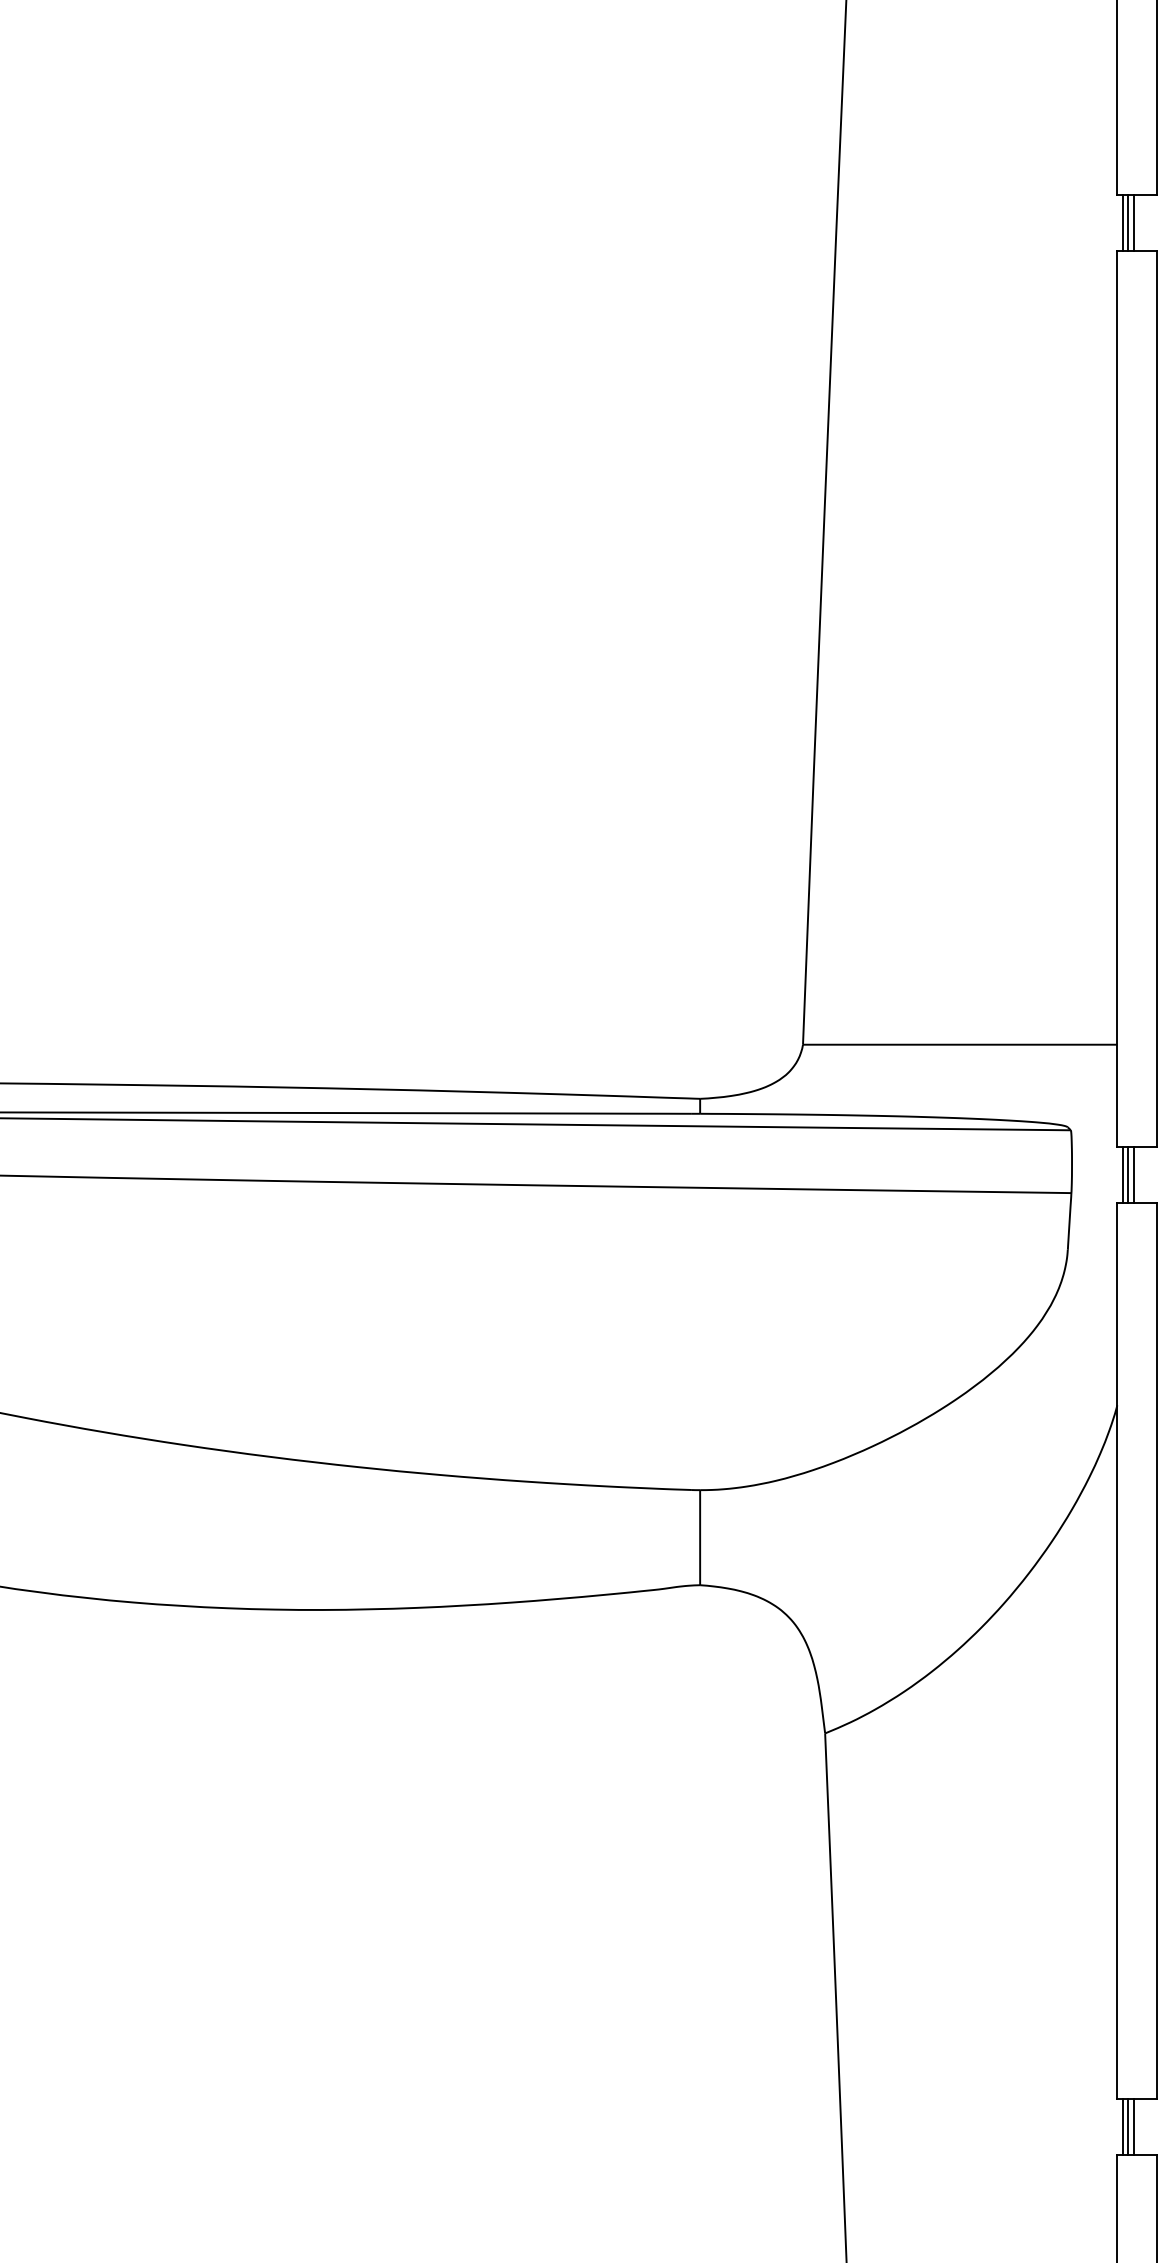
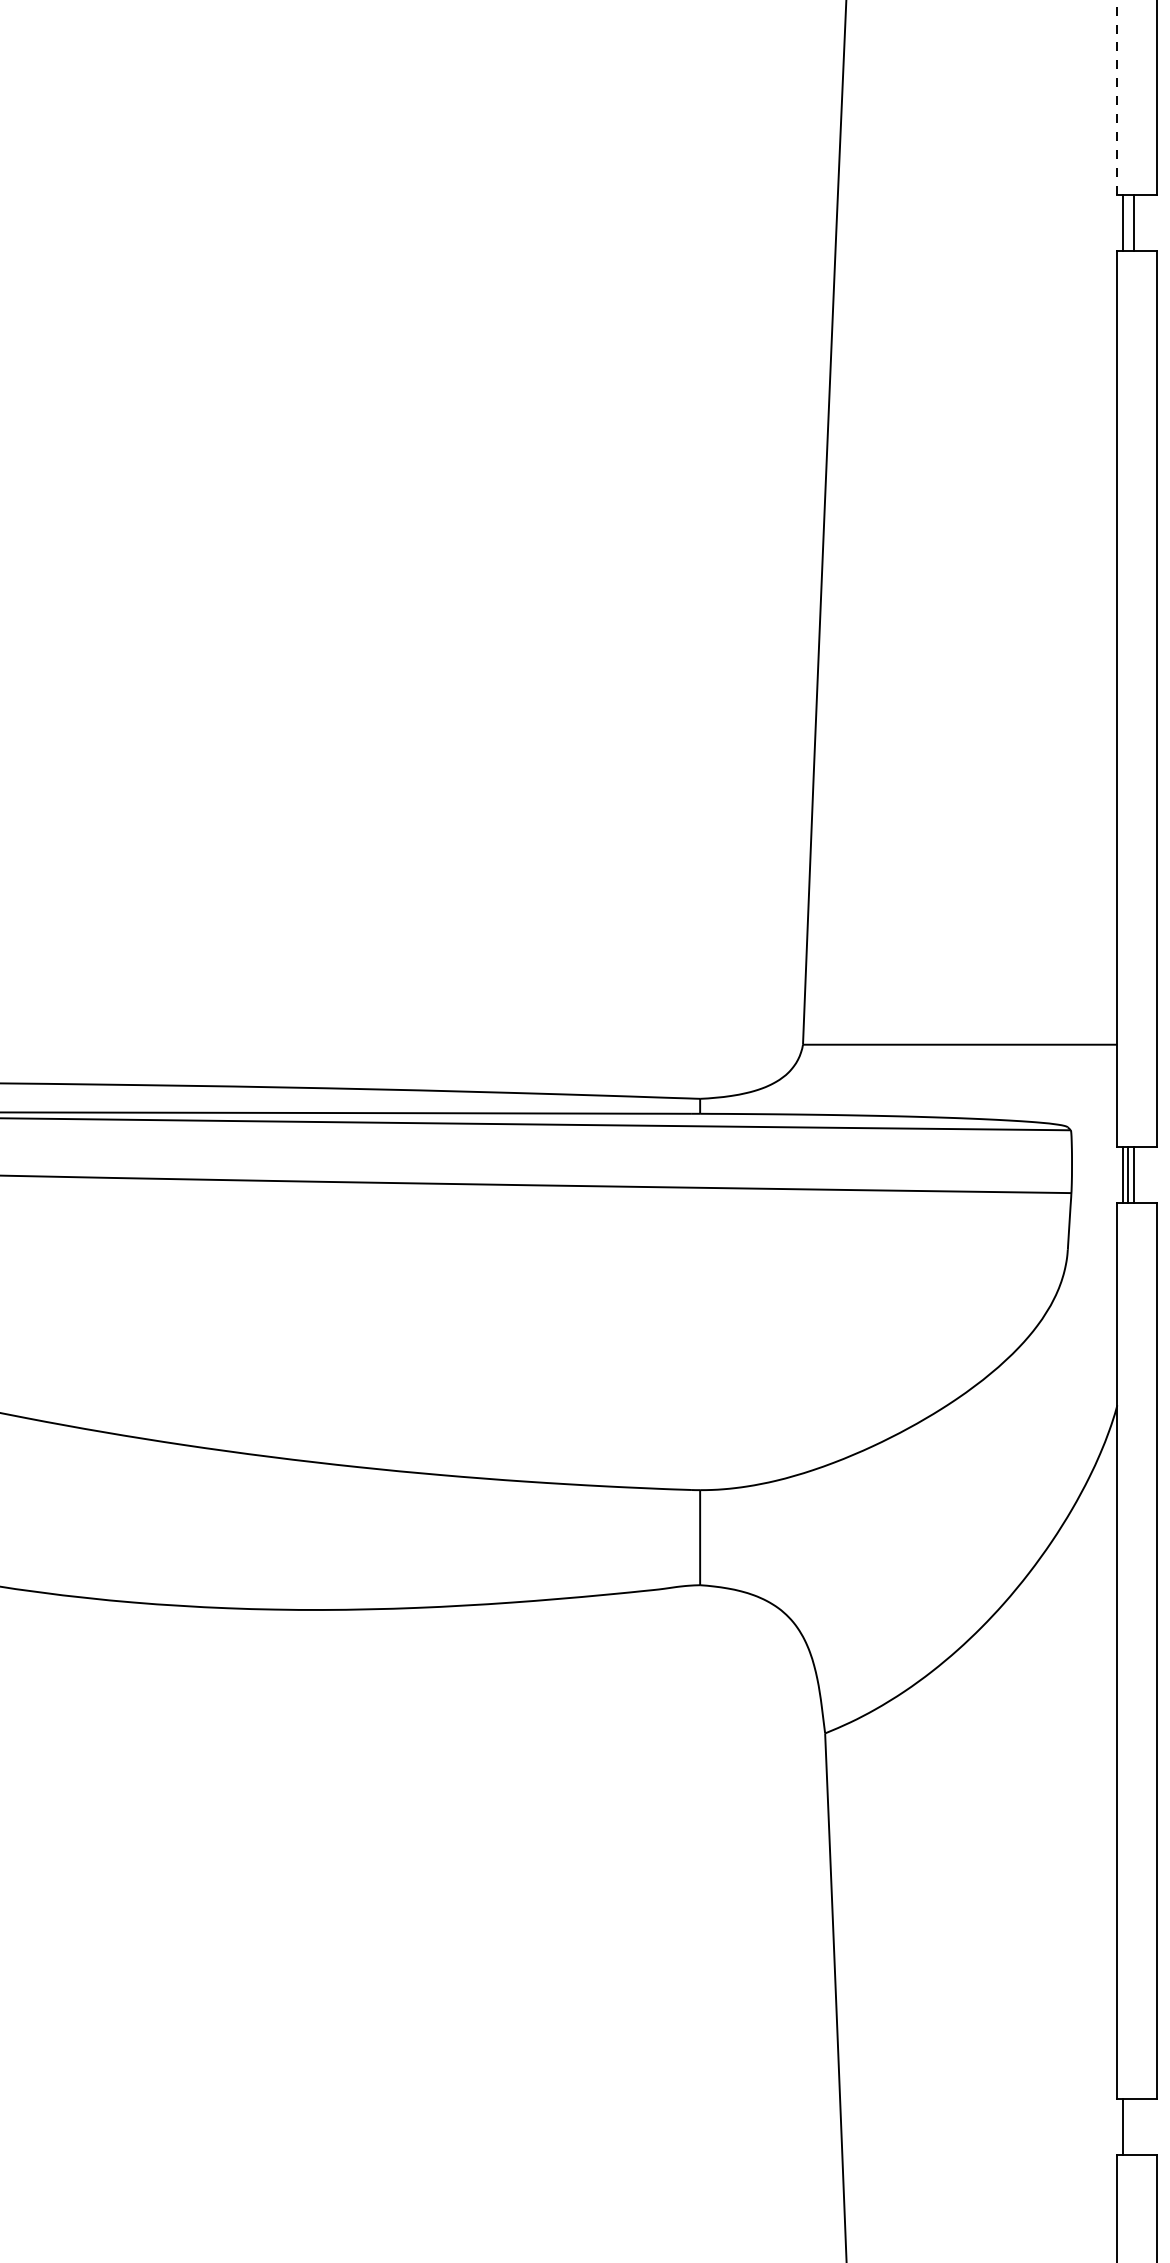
line: solid -> dashed (1117, 96)
line: present -> none (1128, 222)
line: present -> none (1128, 2126)
line: present -> none (1133, 2126)
